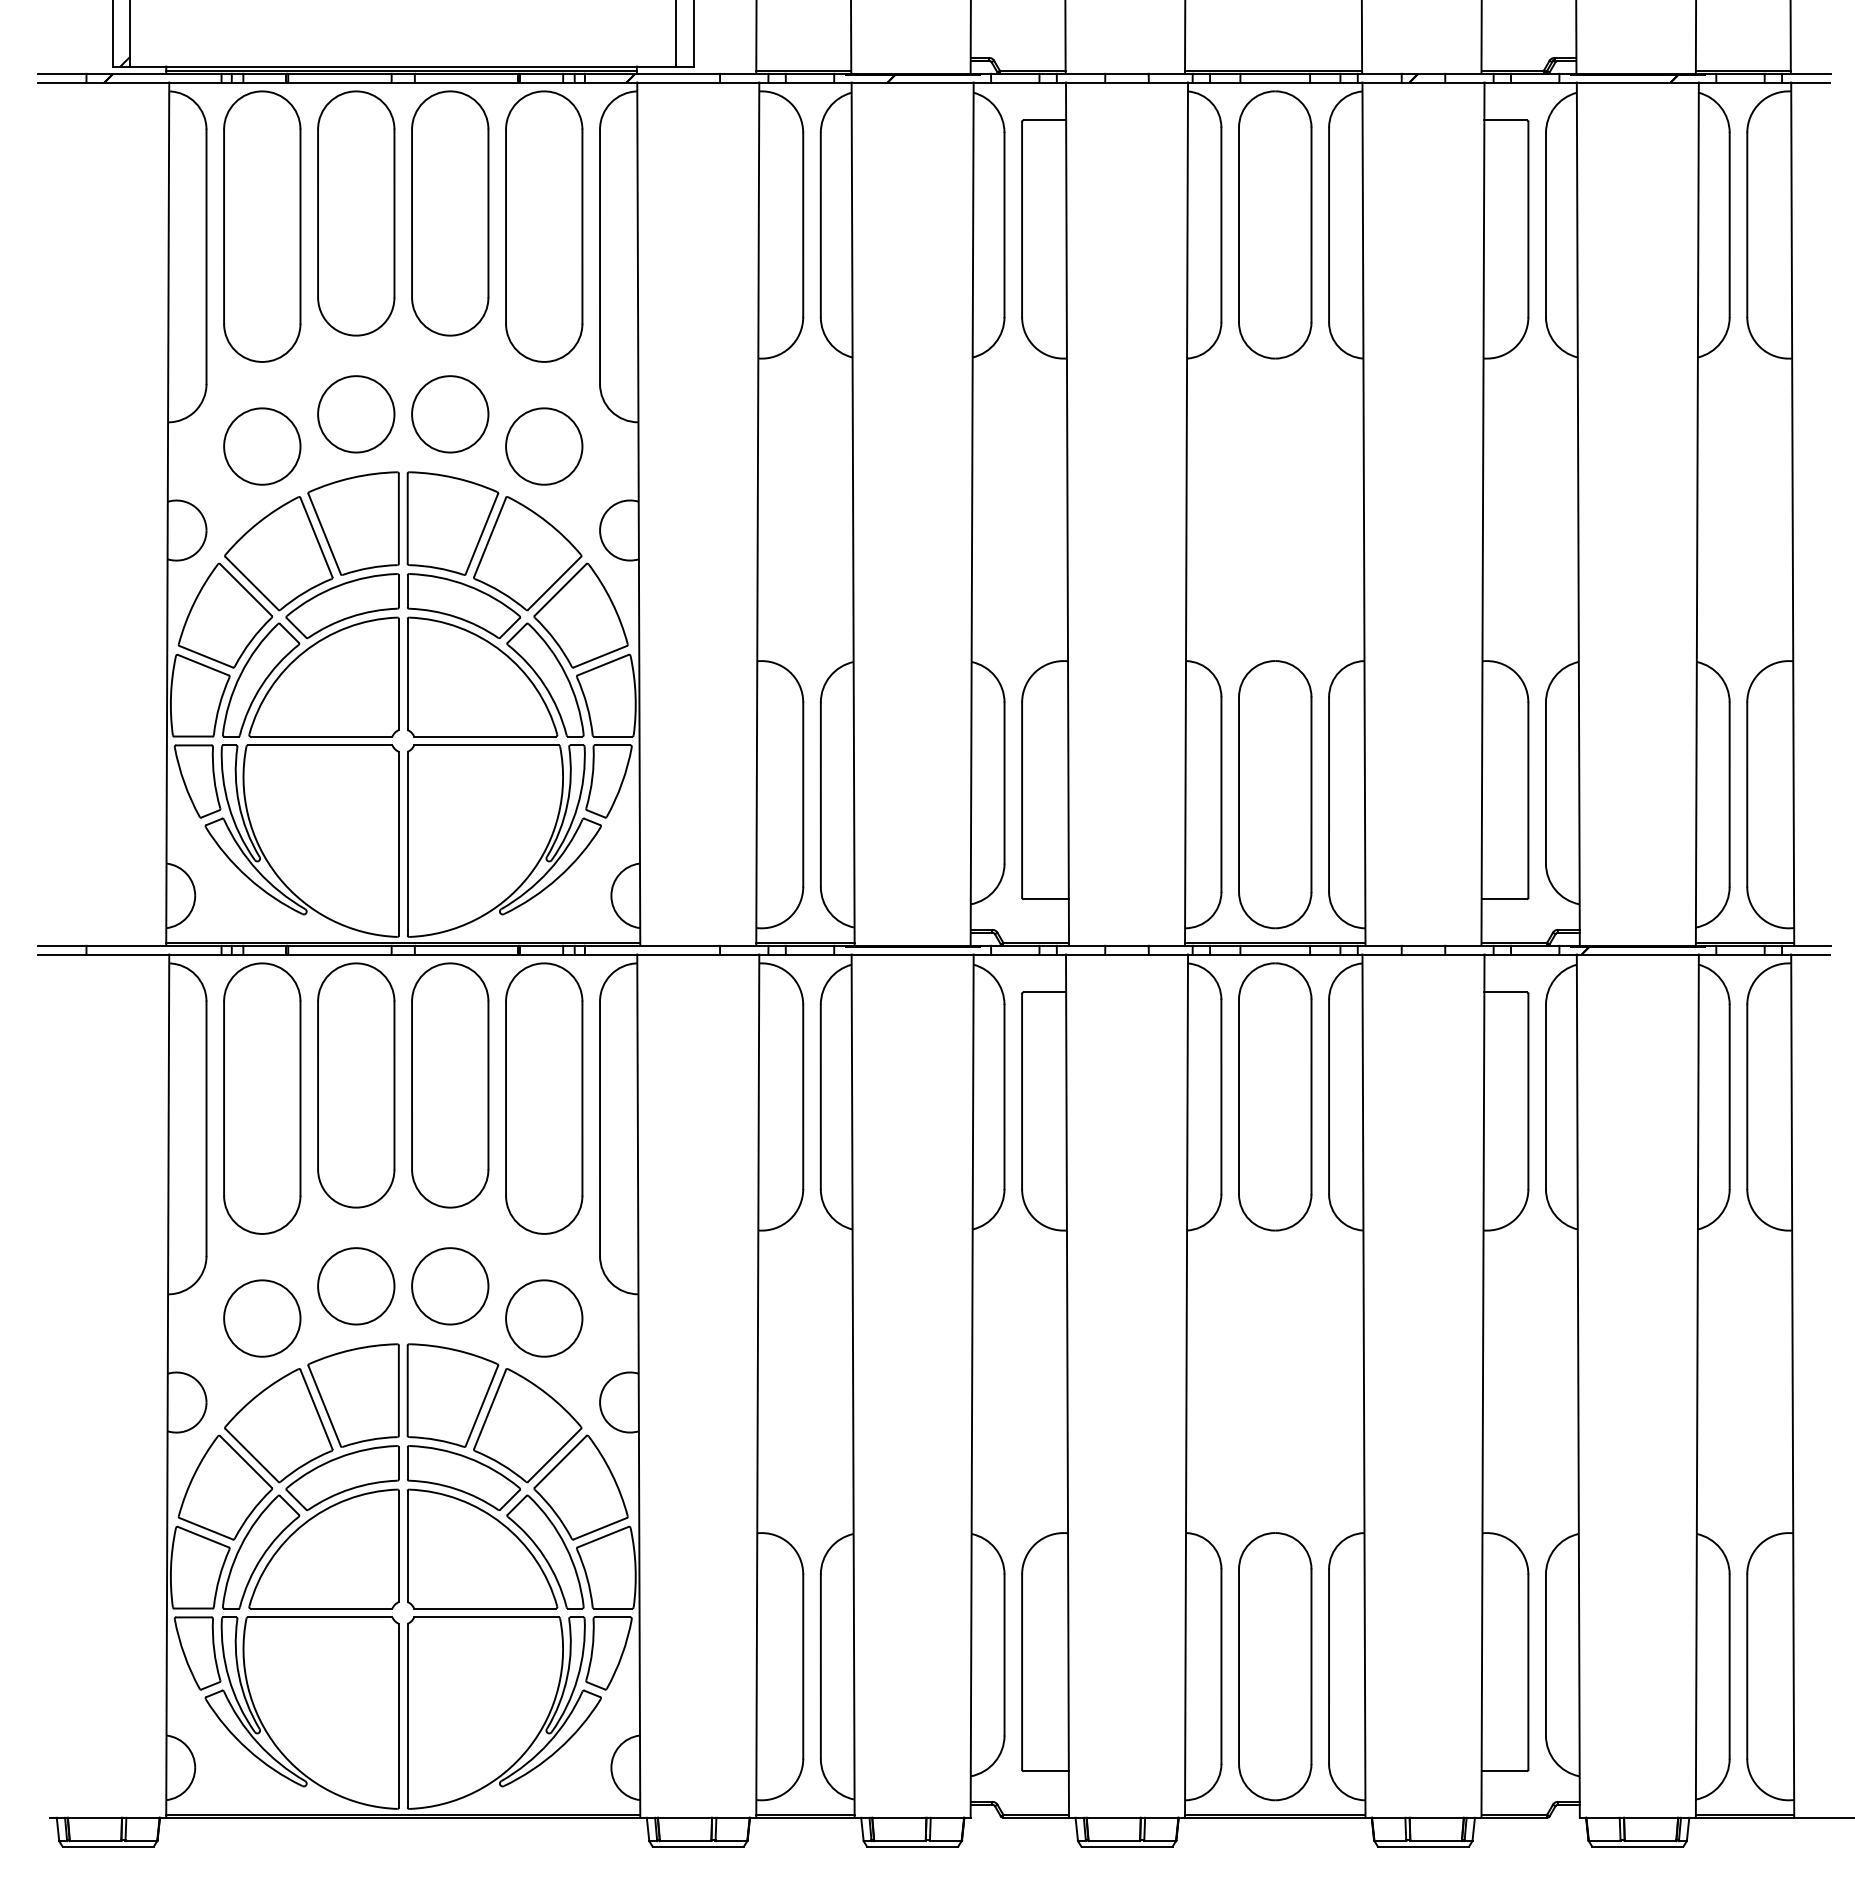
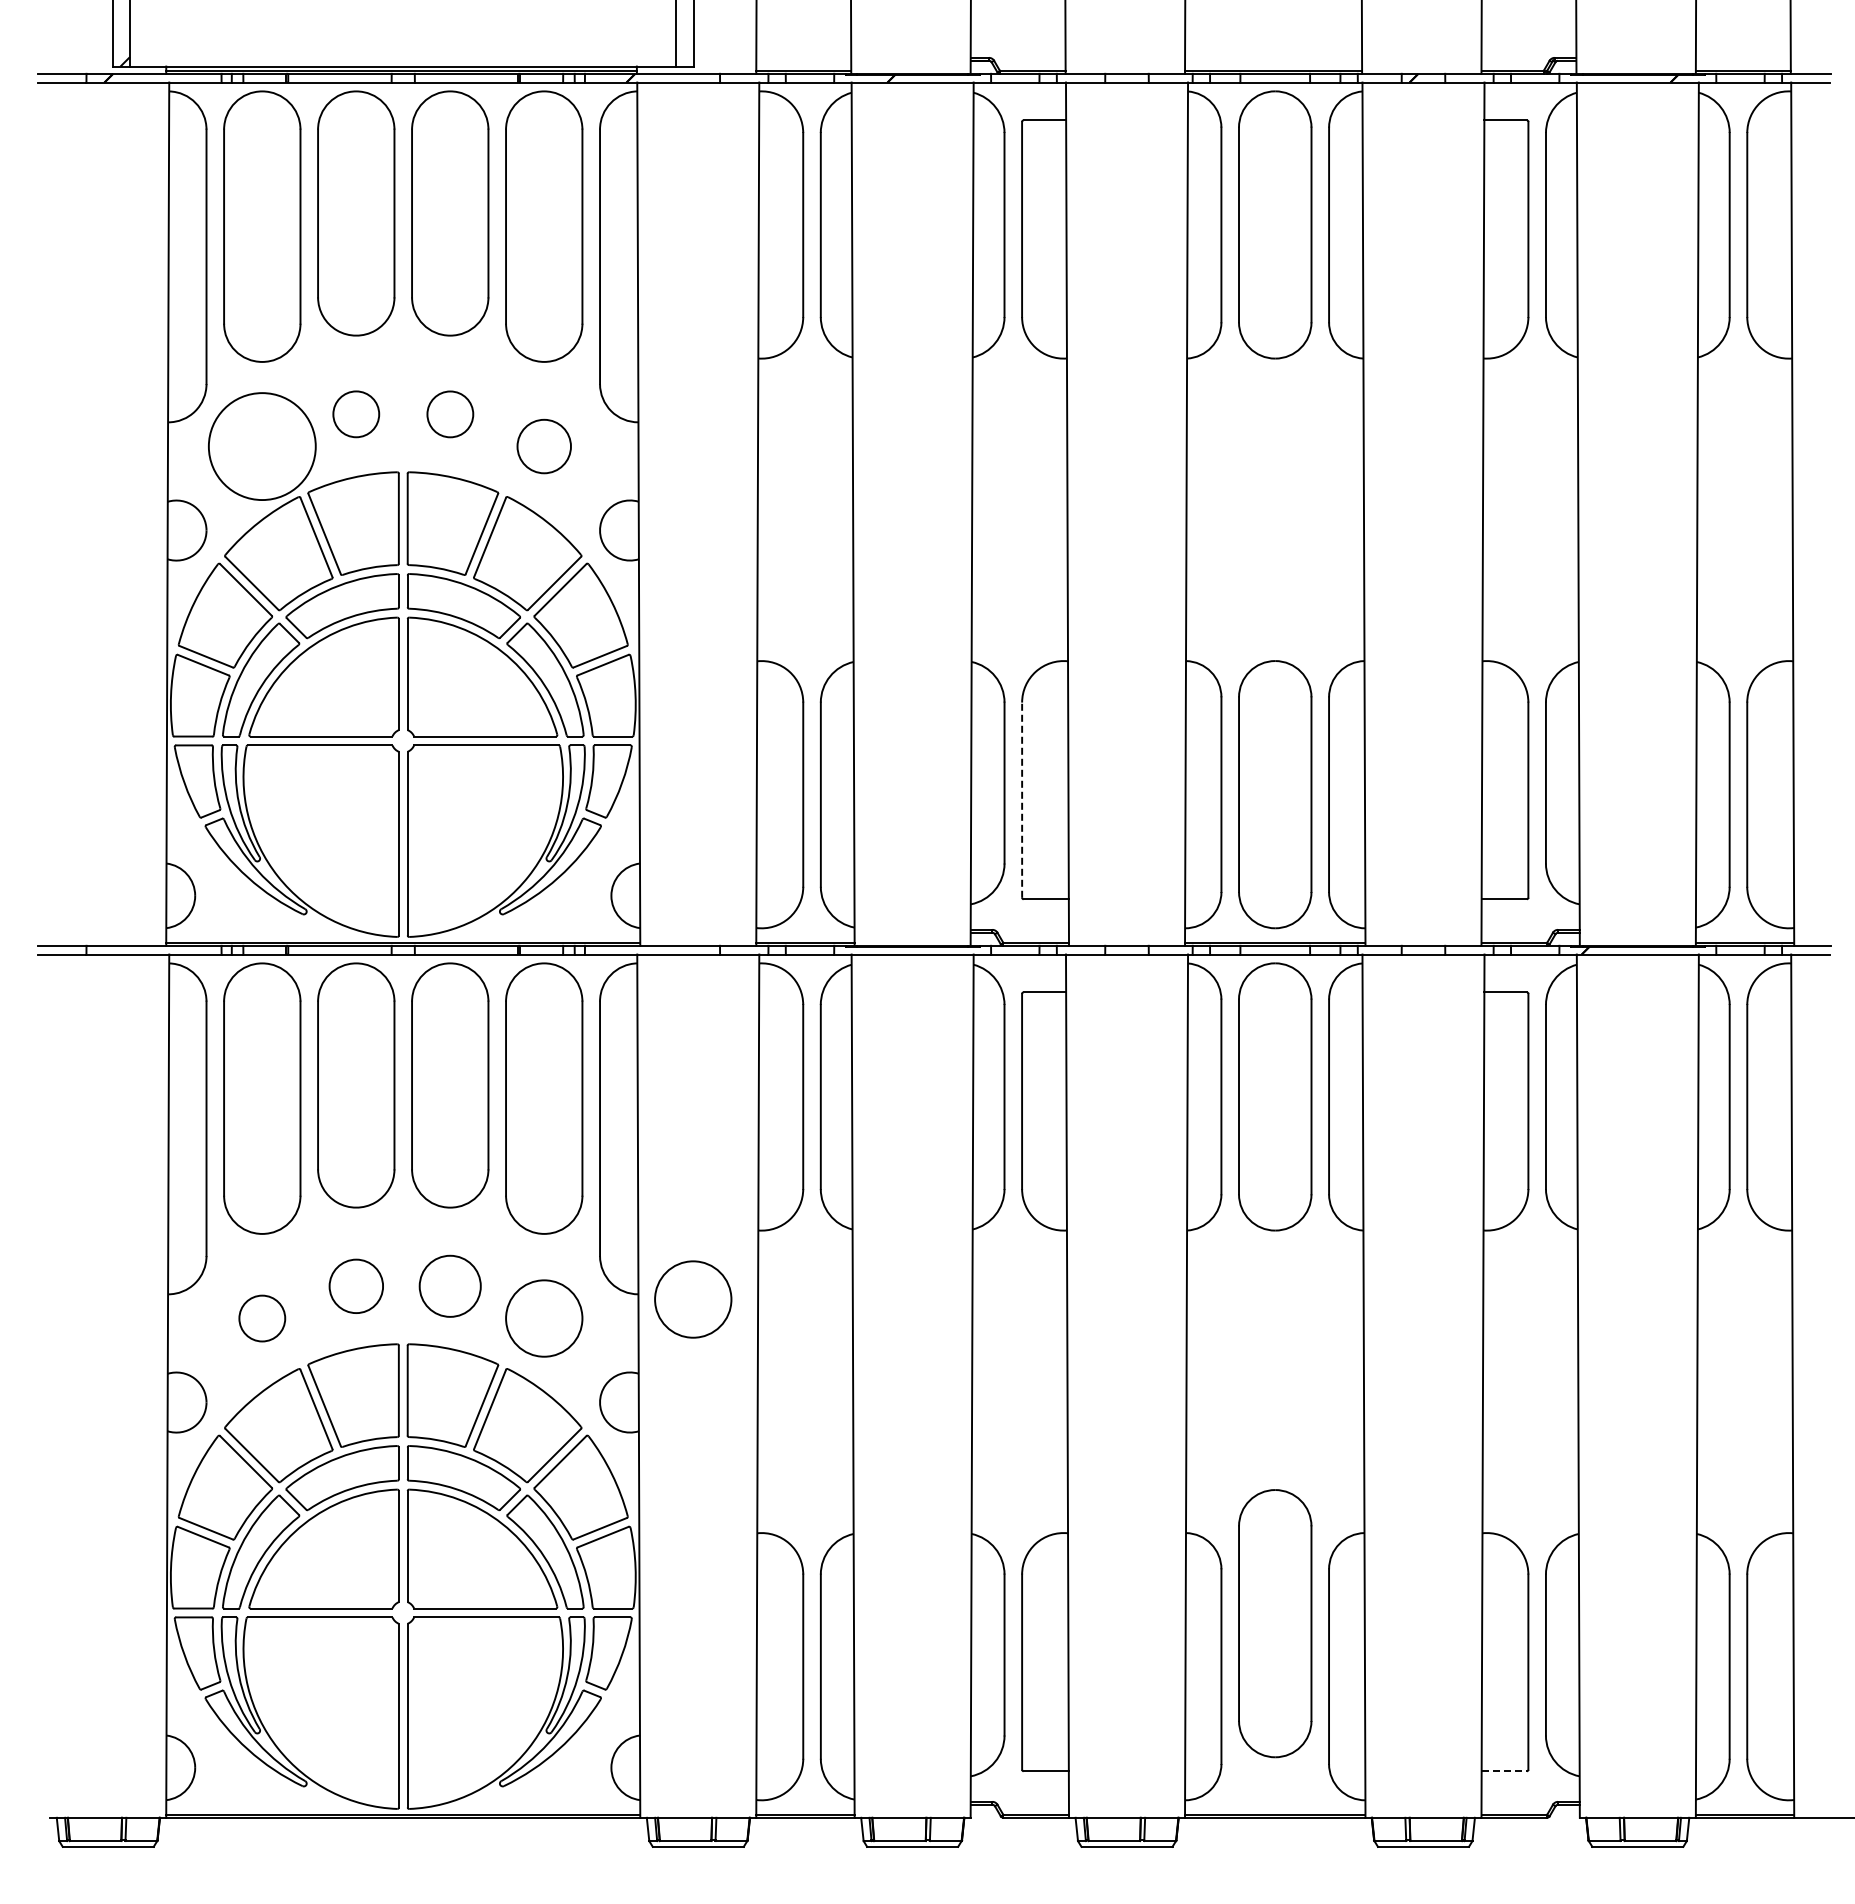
circle diameter: 76 px -> 46 px (356, 414)
circle size: 79x79 px -> 49x49 px (450, 414)
circle diameter: 76 px -> 107 px (261, 446)
circle diameter: 76 px -> 53 px (544, 446)
line: solid -> dashed (1022, 800)
circle size: 79x79 px -> 56x56 px (355, 1285)
circle diameter: 76 px -> 61 px (449, 1285)
circle: none -> present (693, 1299)
circle diameter: 76 px -> 46 px (262, 1318)
part position: (1275, 1666) -> (1275, 1623) (1275, 1623)
line: solid -> dashed (1504, 1771)
